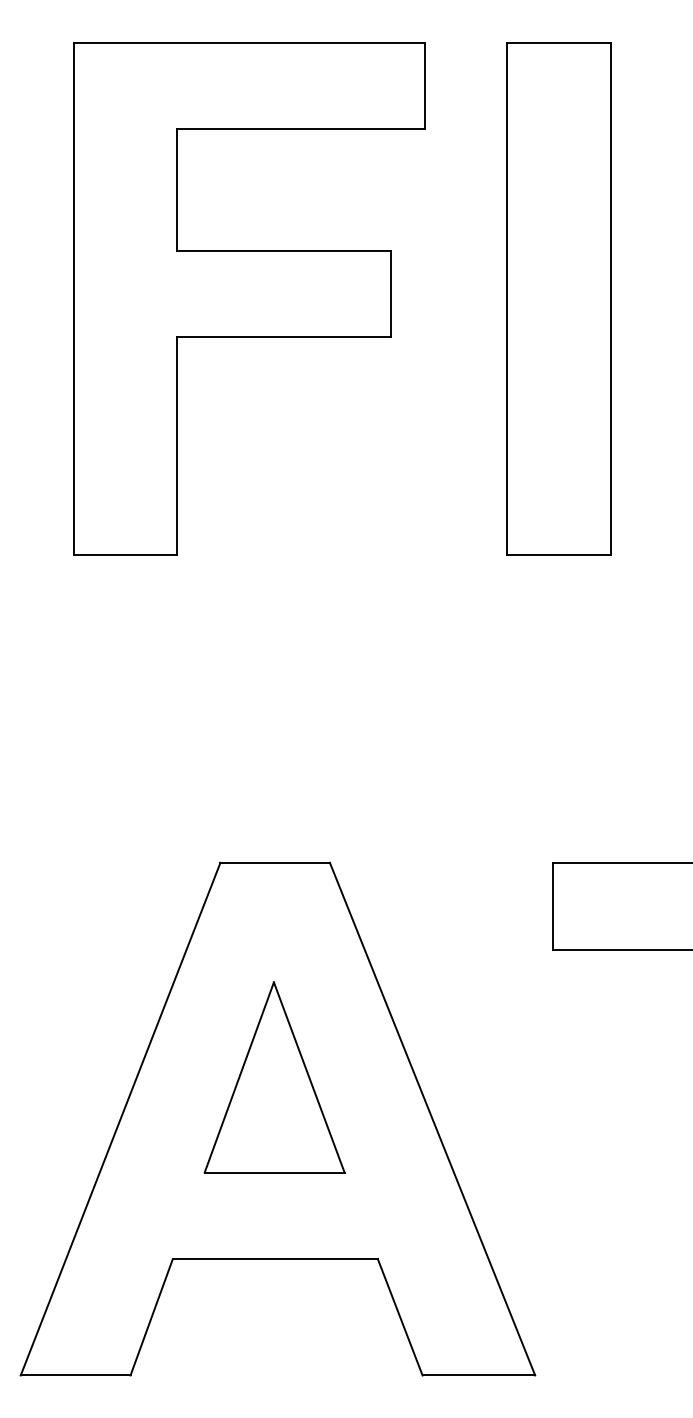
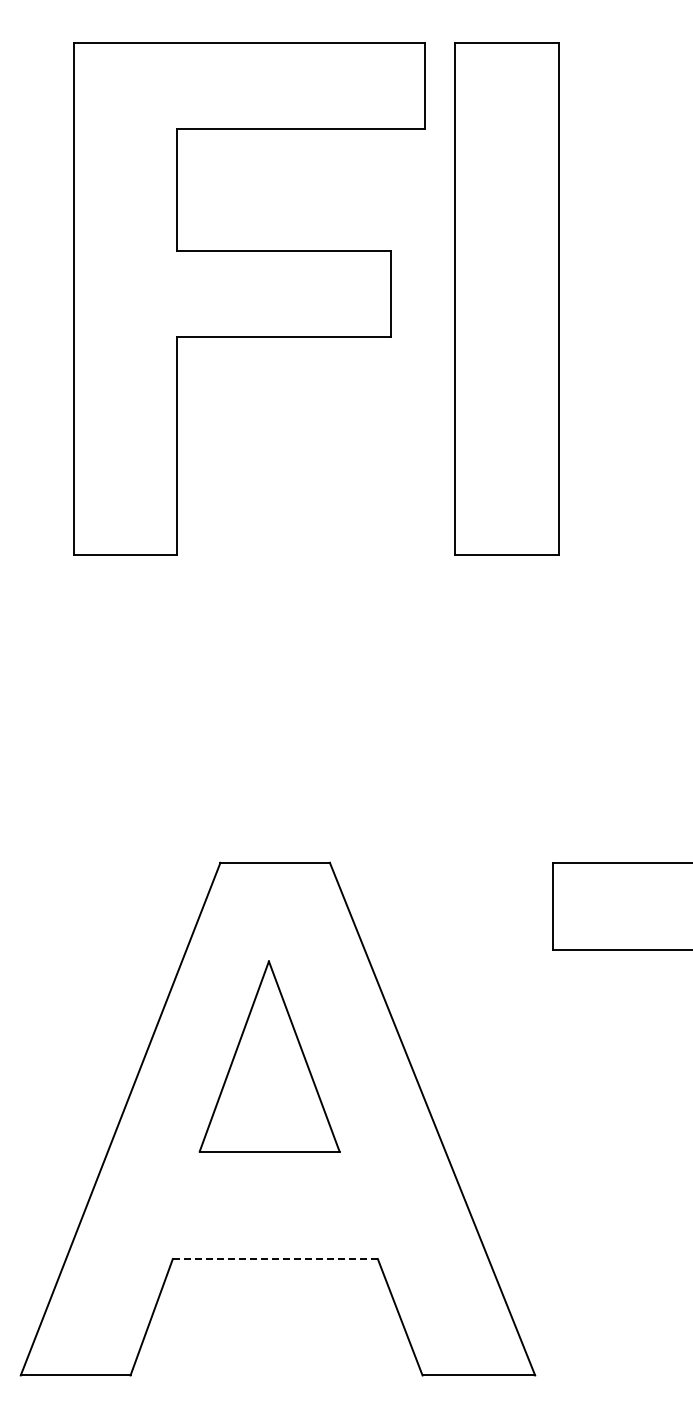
part position: (558, 298) -> (506, 298) (506, 298)
part position: (274, 1077) -> (269, 1056) (269, 1056)
line: solid -> dashed (275, 1259)
